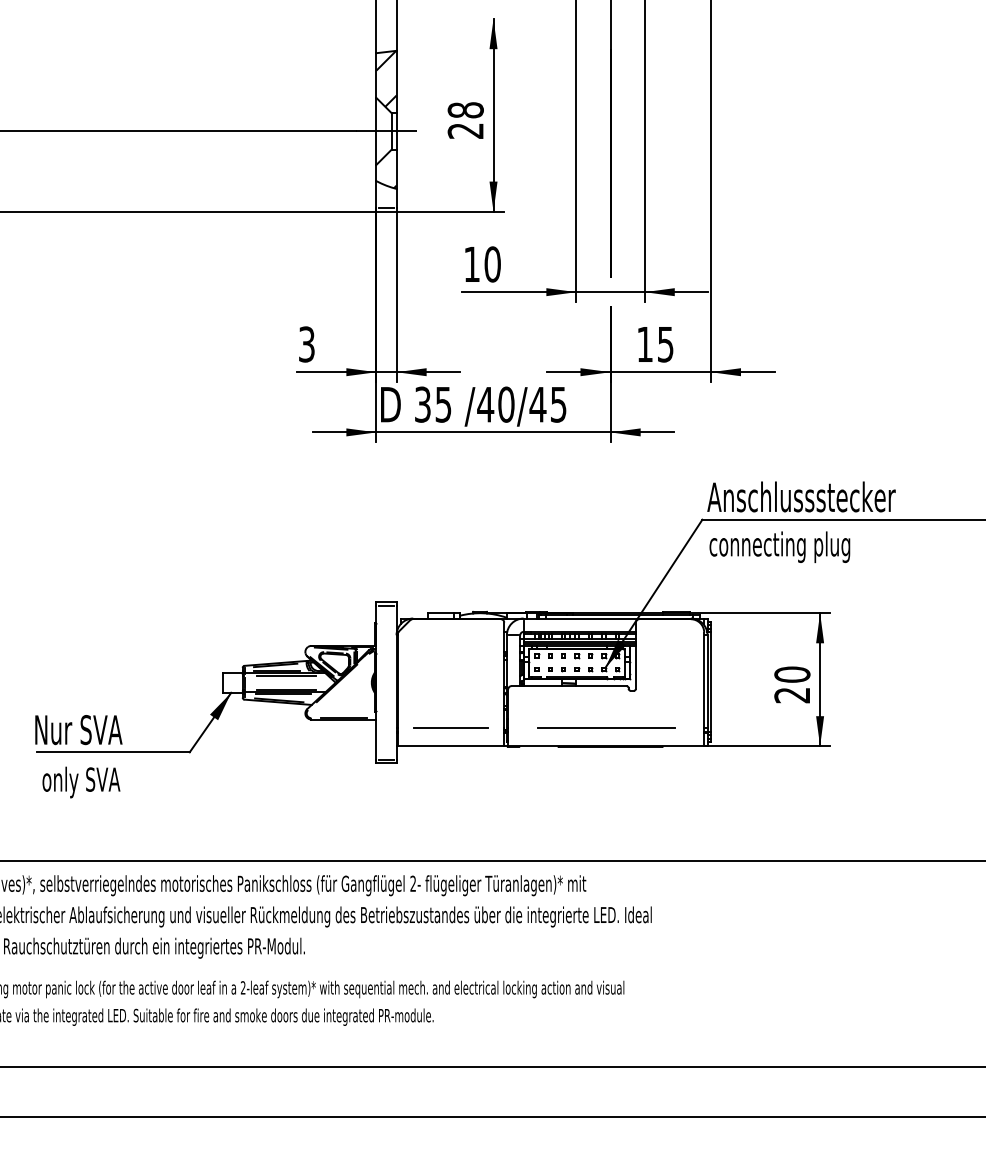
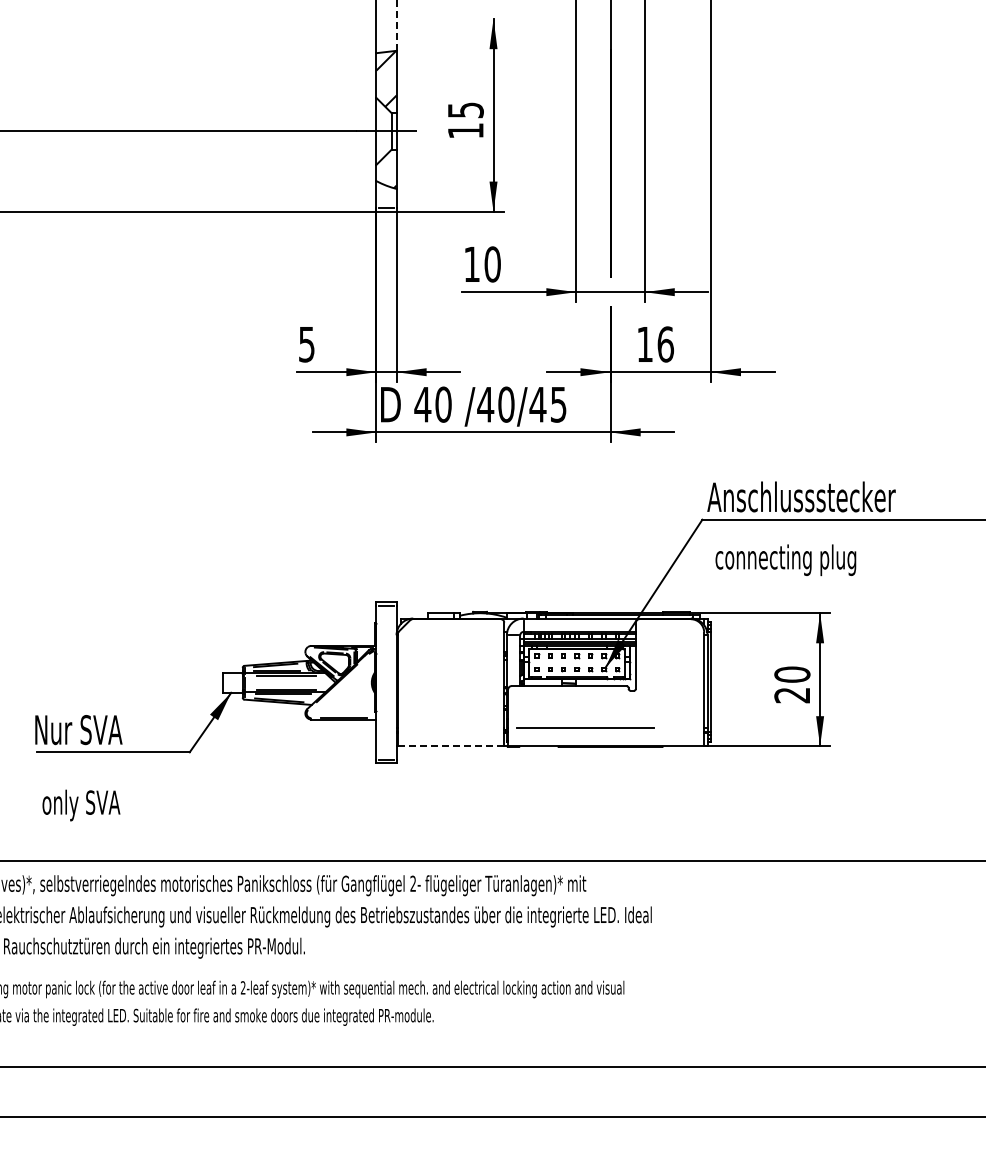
line: solid -> dashed (396, 25)
text: 28 -> 15 (465, 120)
text: 3 -> 5 (306, 343)
text: 15 -> 16 (665, 344)
text: 35 -> 40 (432, 404)
text position: (779, 547) -> (785, 560) (785, 560)
line: present -> none (450, 727)
line position: (606, 727) -> (585, 727) (585, 727)
line: solid -> dashed (450, 746)
text position: (81, 782) -> (81, 805) (81, 805)
